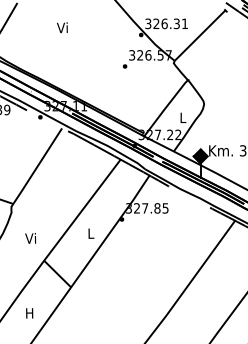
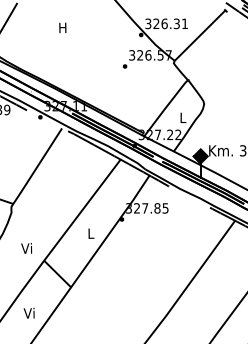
text: Vi -> H (62, 27)
text position: (30, 238) -> (26, 248) (26, 248)
text: H -> Vi (28, 312)
